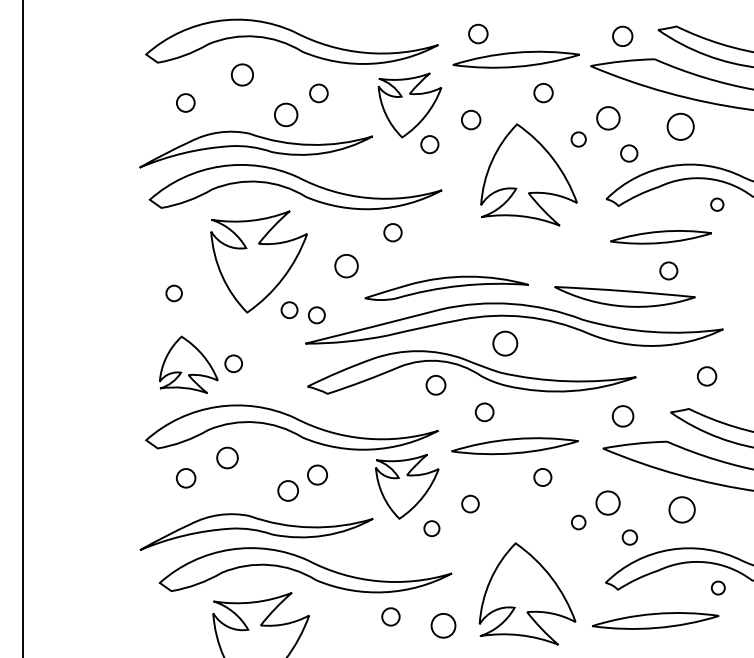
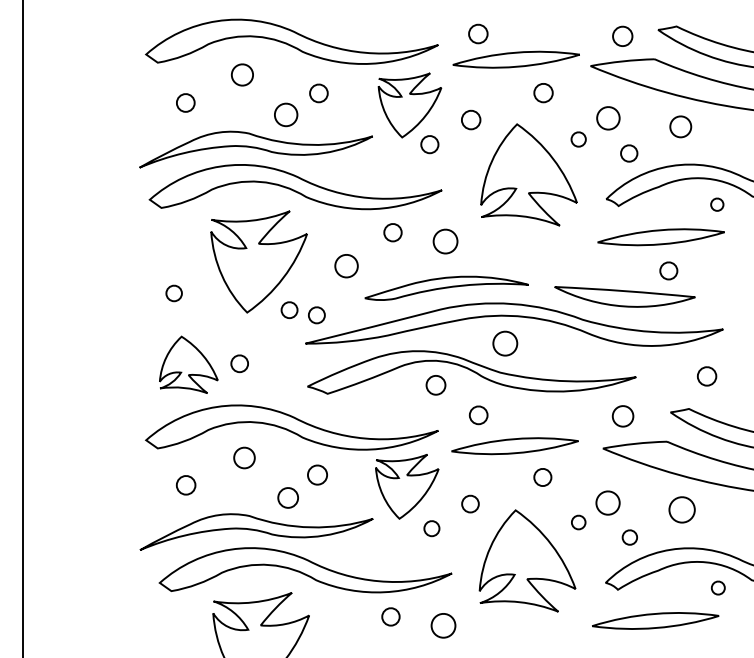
part size: 29x29 px -> 24x24 px (680, 126)
part size: 102x15 px -> 128x19 px (660, 237)
part: none -> present (445, 241)
part position: (233, 363) -> (239, 363) (239, 363)
part position: (484, 412) -> (478, 415) (478, 415)
part position: (227, 457) -> (244, 457) (244, 457)
part position: (185, 478) -> (185, 485) (185, 485)
part position: (287, 490) -> (287, 497) (287, 497)
part position: (527, 593) -> (527, 560) (527, 560)
